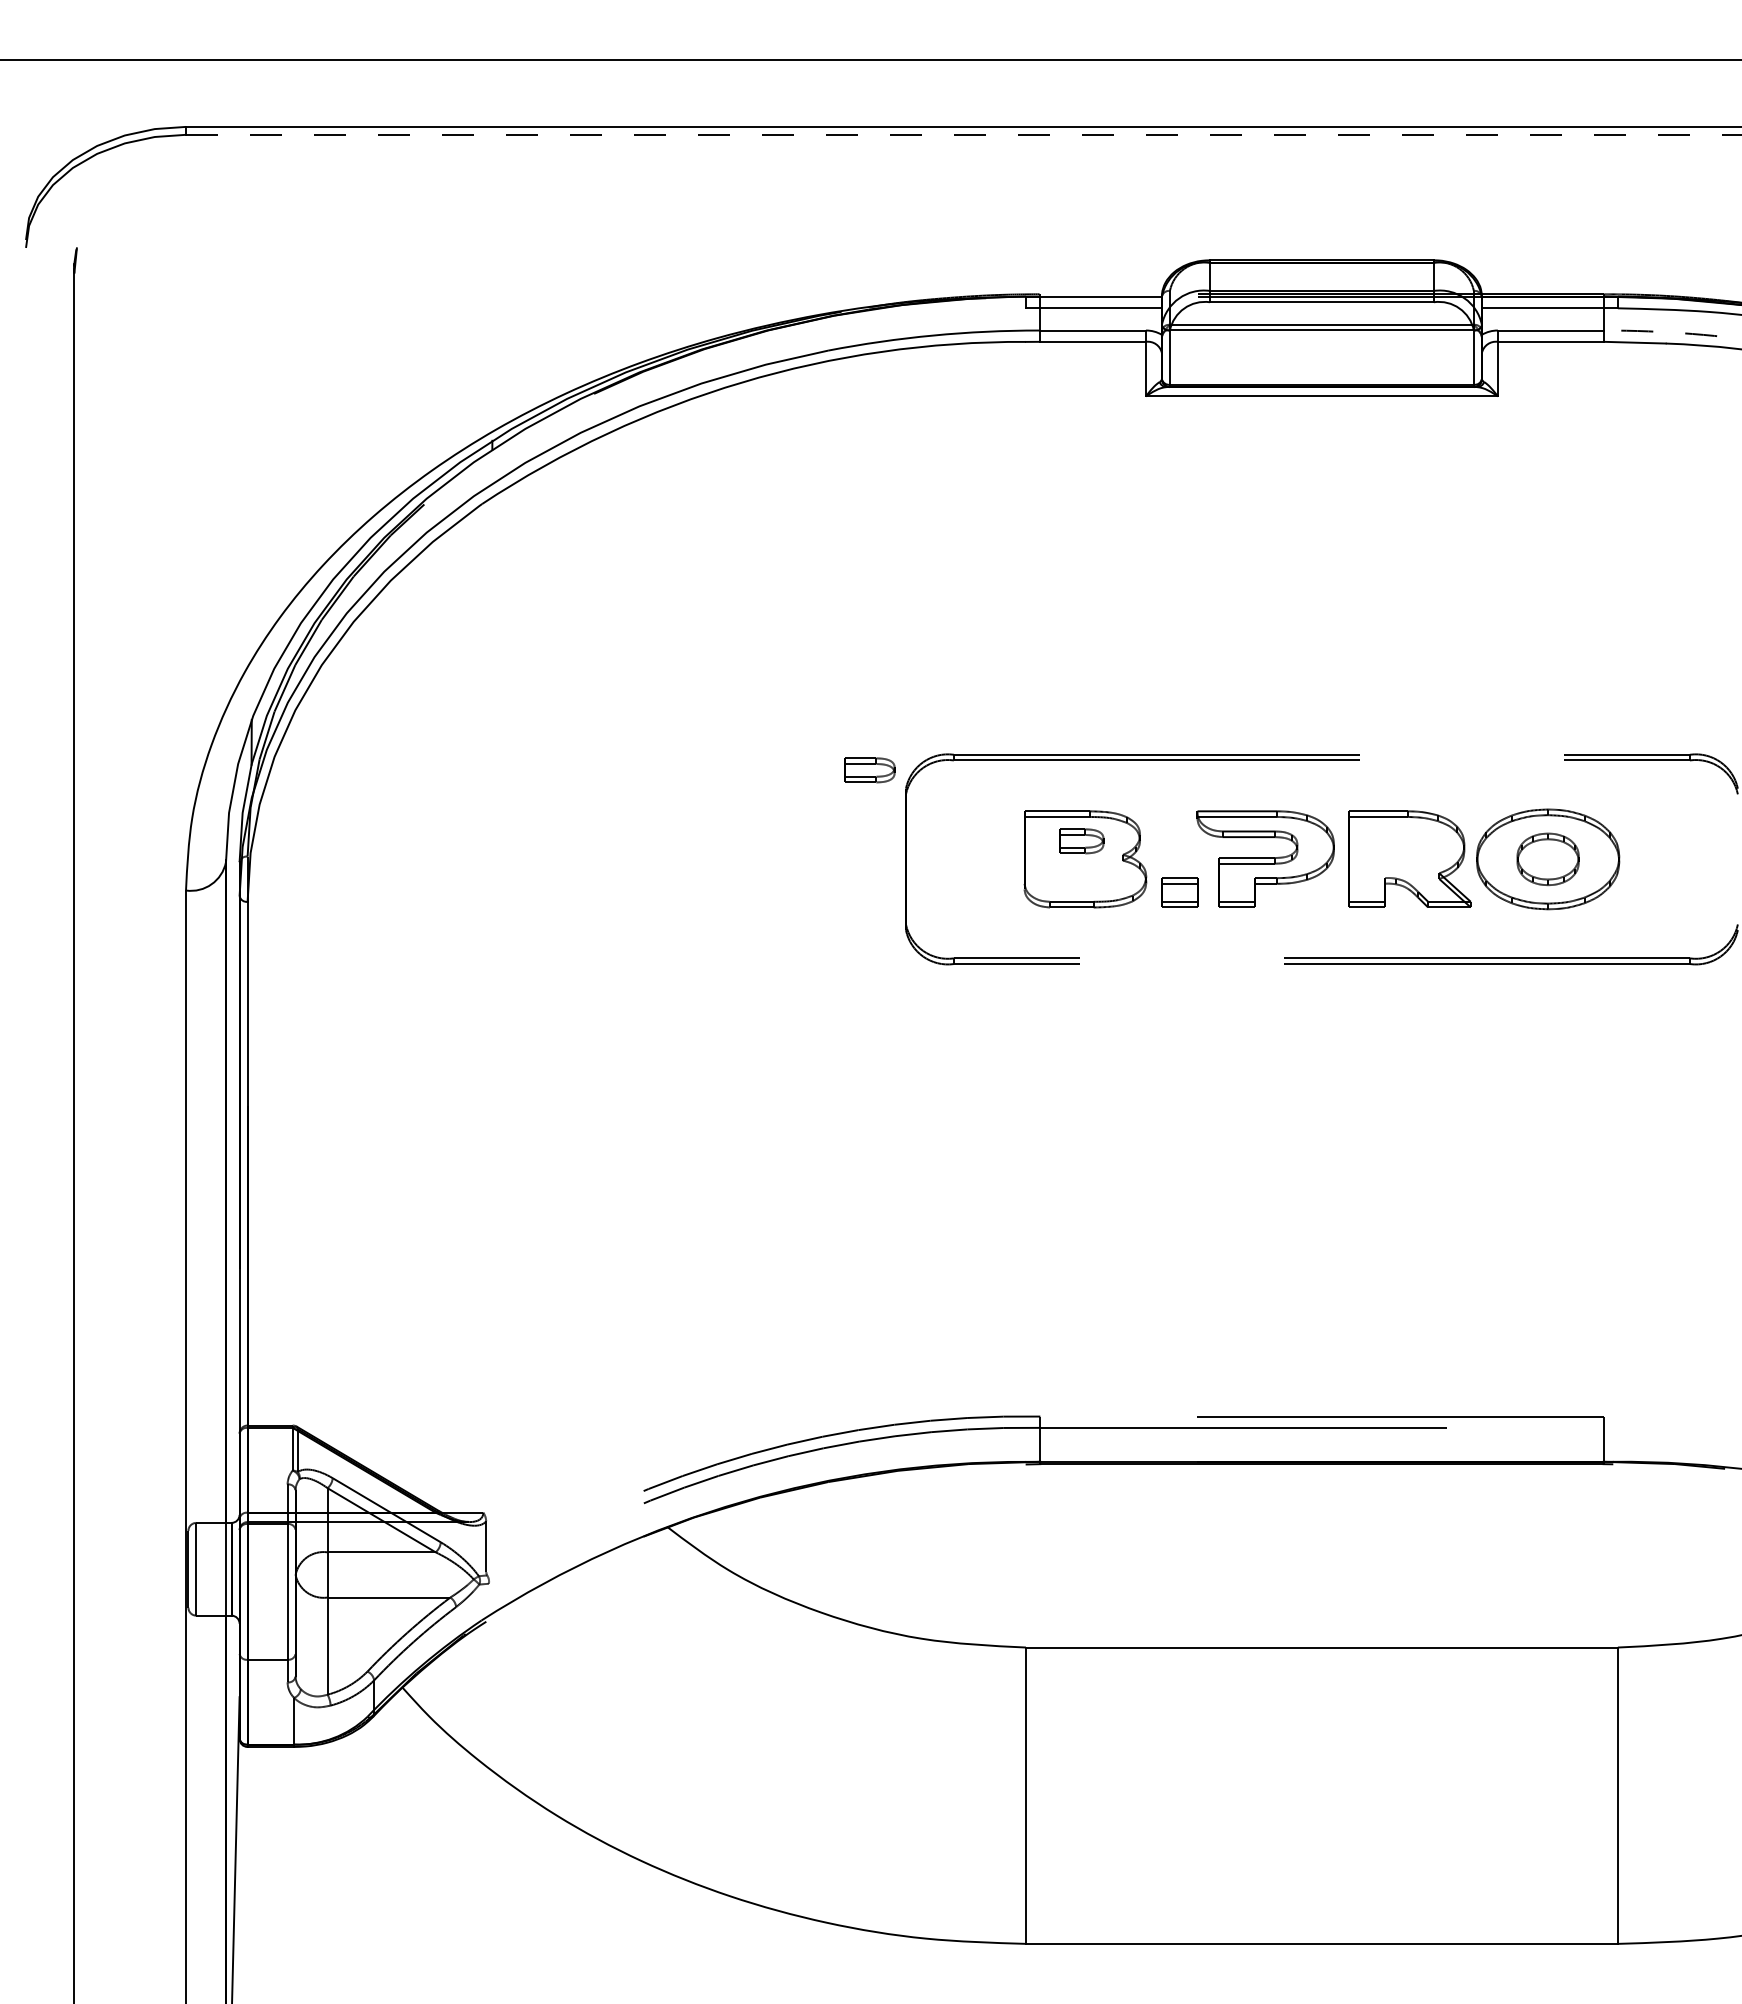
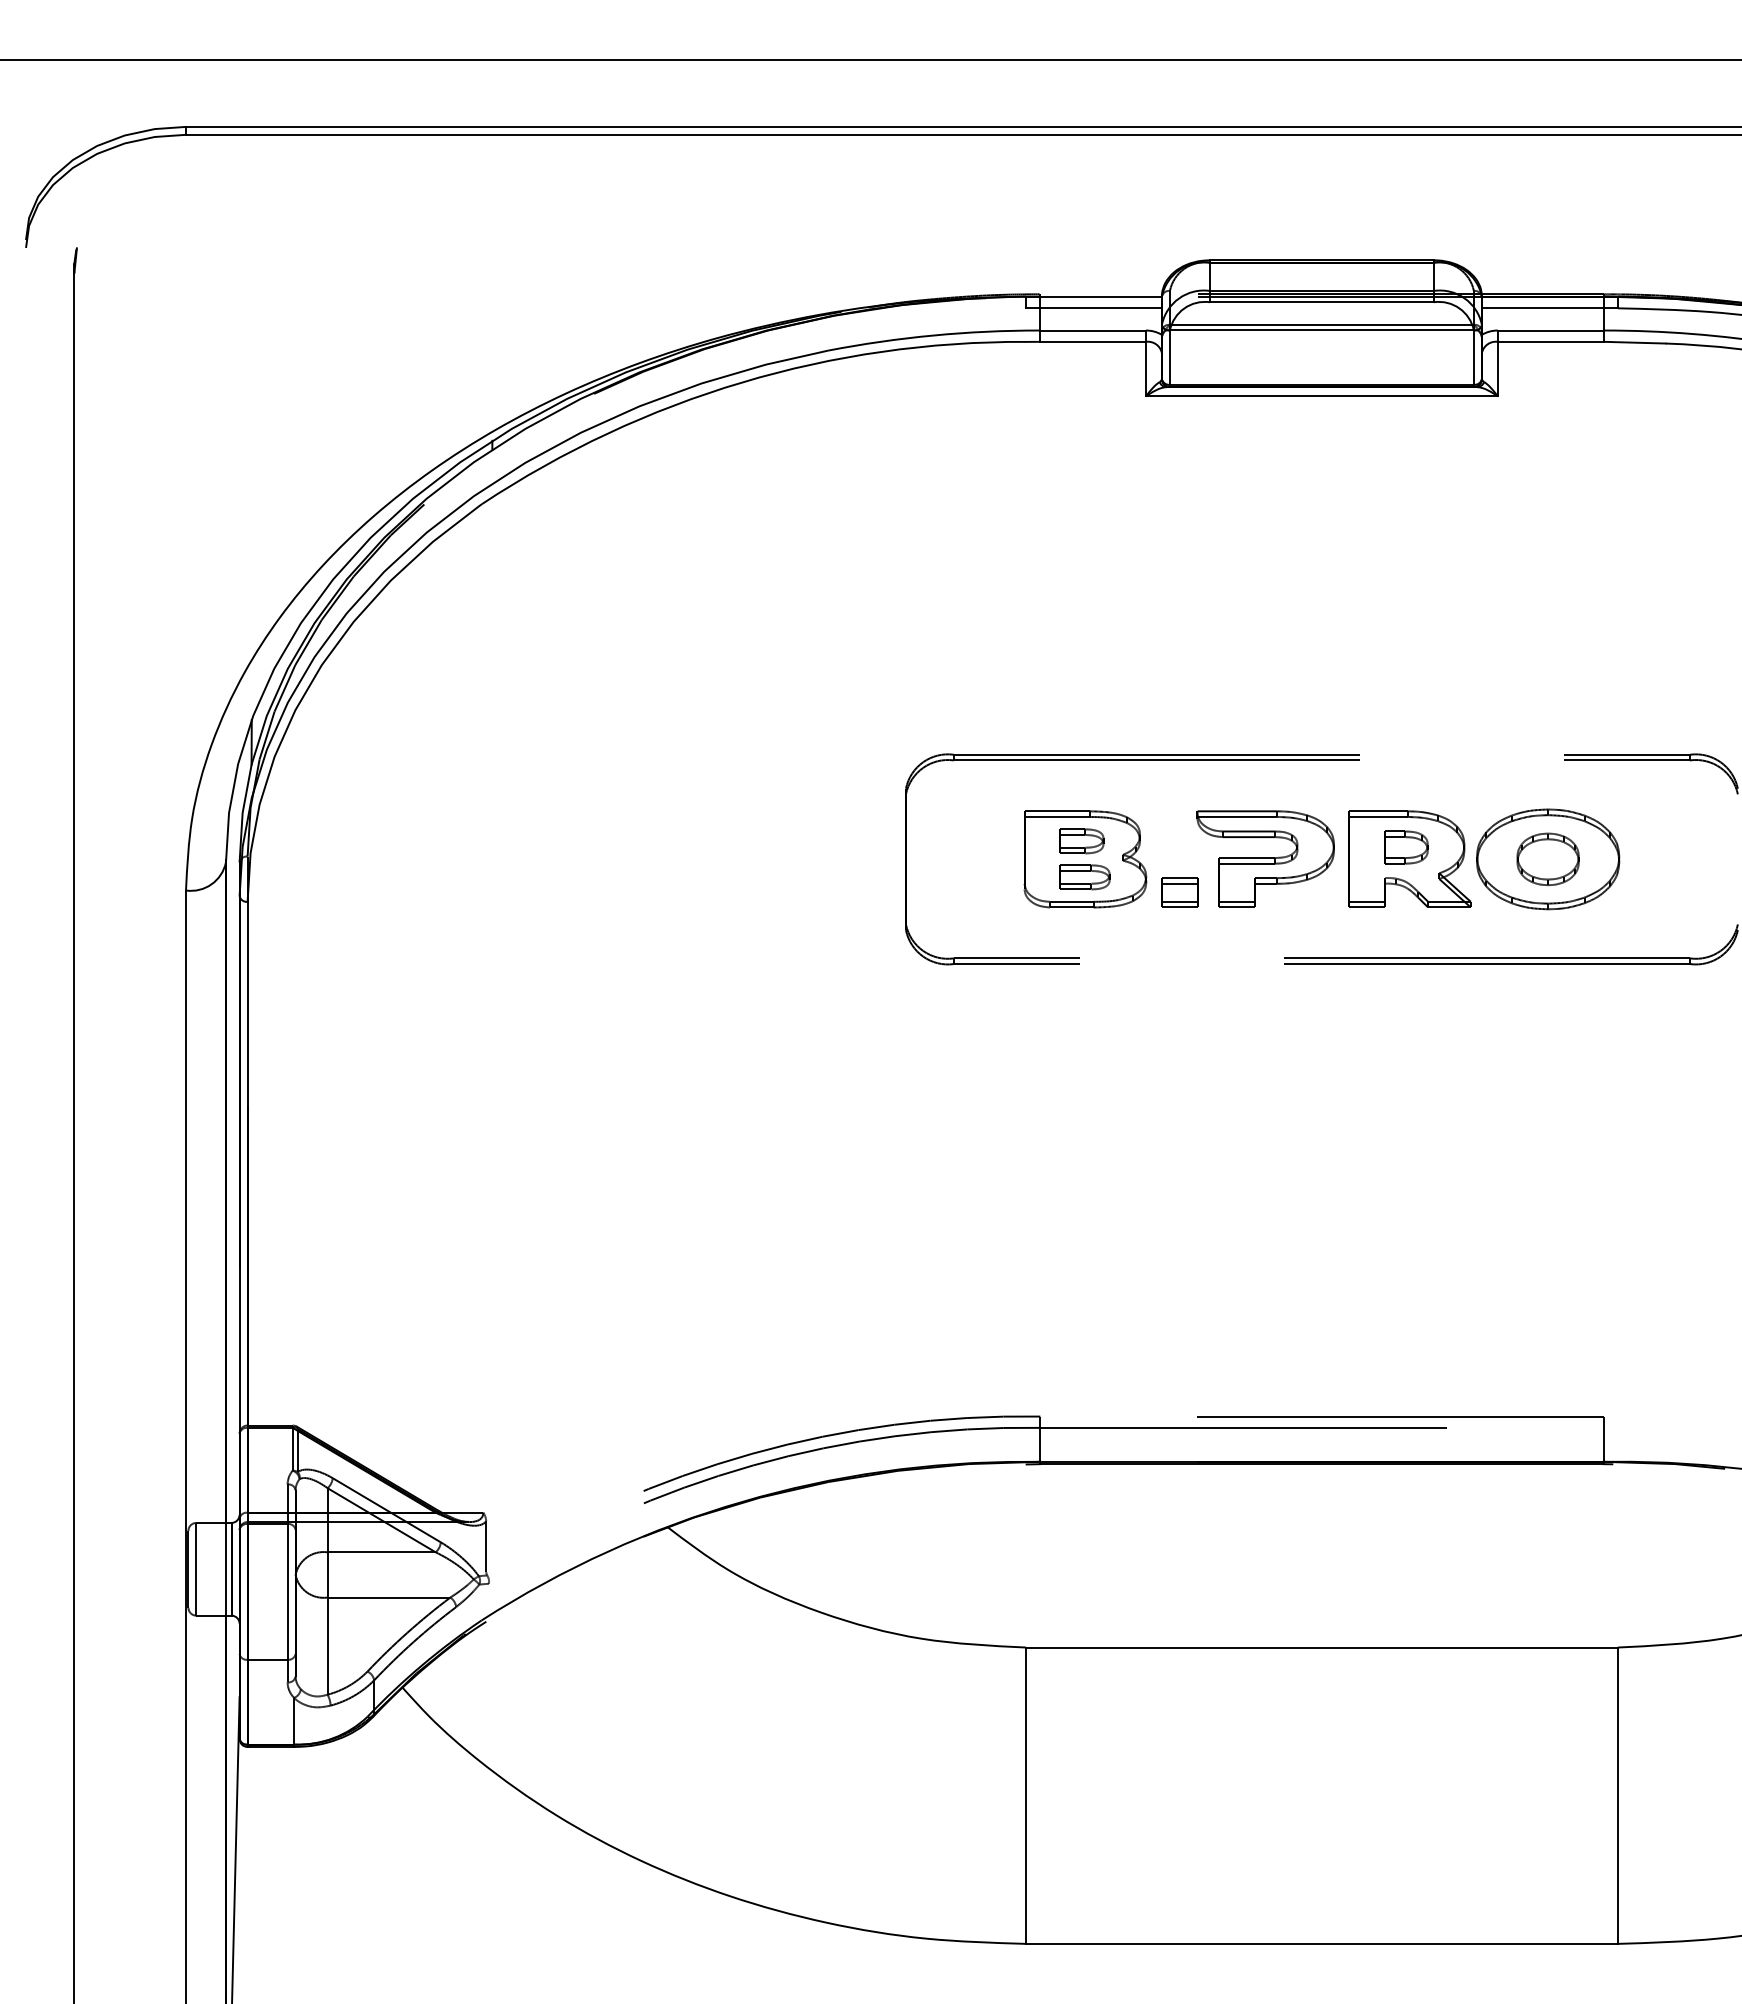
line: dashed -> solid (963, 134)
arc: dashed -> solid (1672, 332)
part position: (869, 770) -> (1084, 877) (1084, 877)
part: none -> present (1406, 847)
